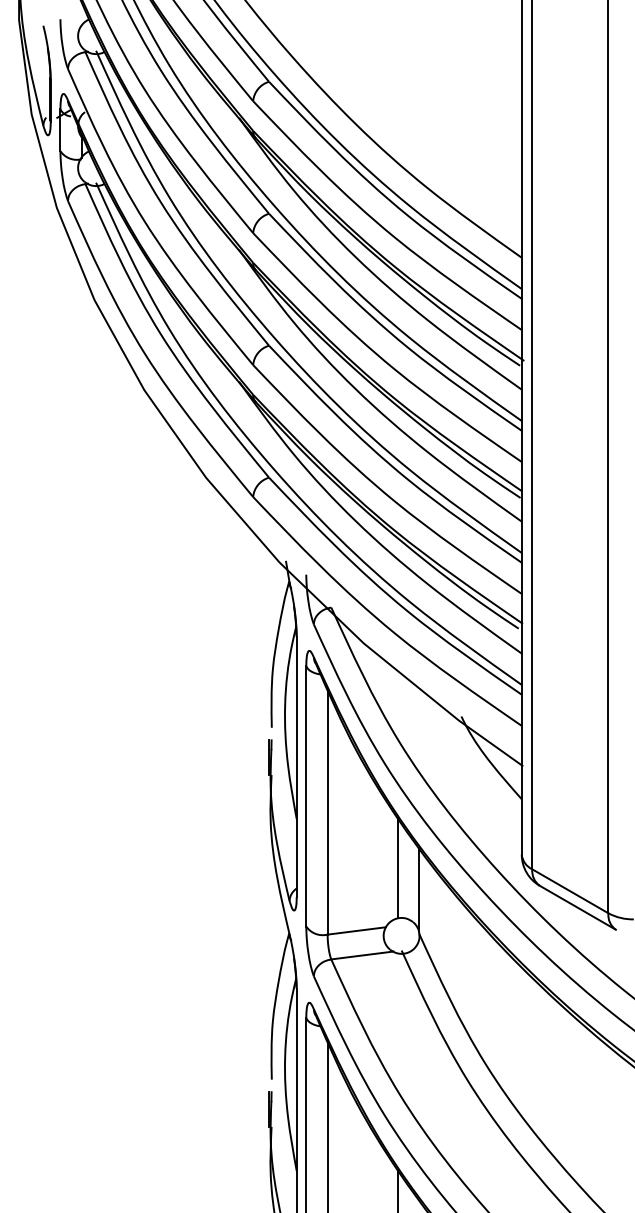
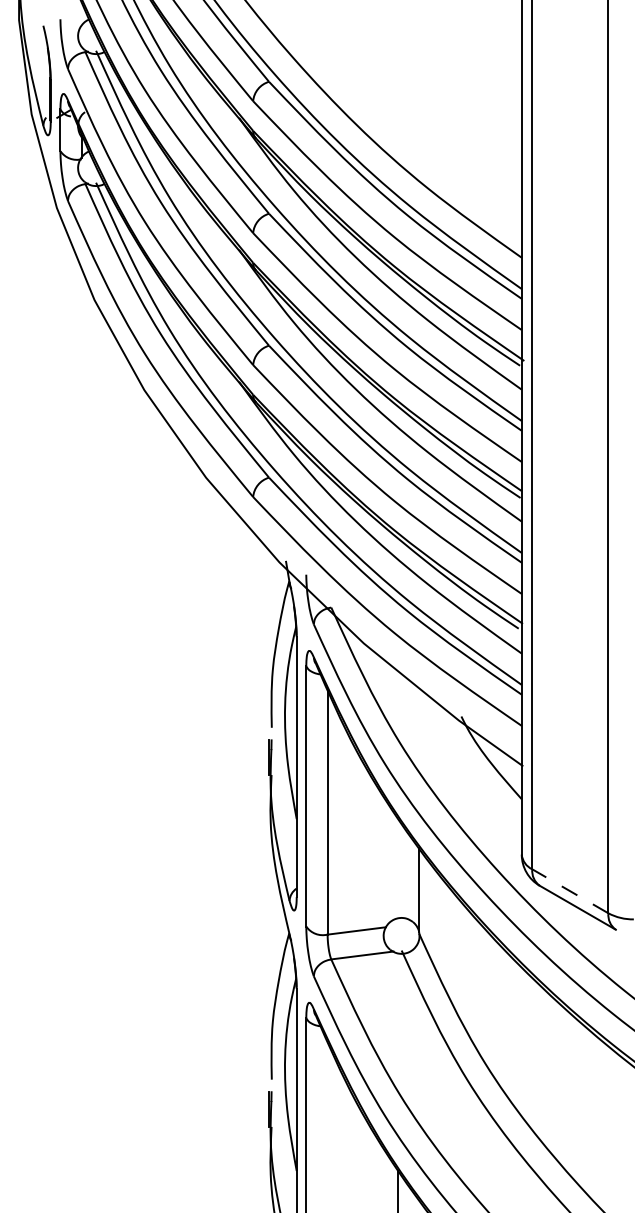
line: present -> none (397, 868)
line: solid -> dashed (570, 891)
line: present -> none (327, 1124)
